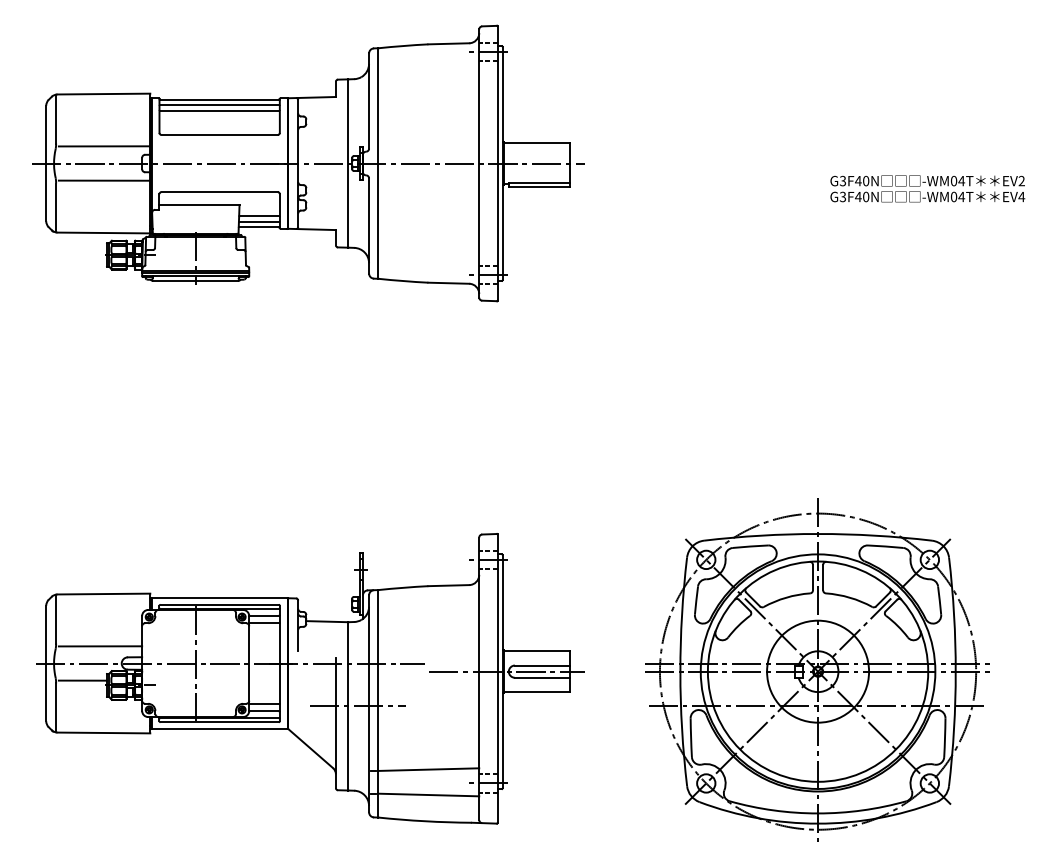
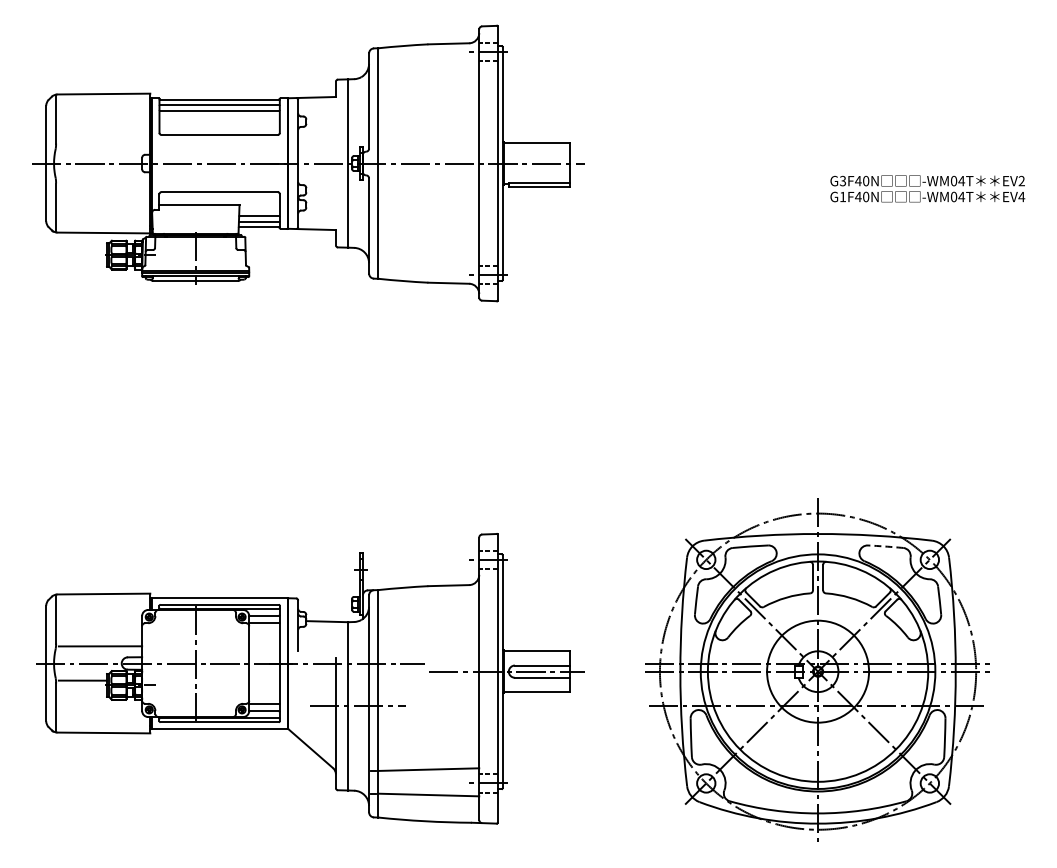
line: present -> none (104, 146)
line: present -> none (104, 180)
text: G3F40N -> G1F40N (842, 196)
arc: solid -> dashed (885, 546)
